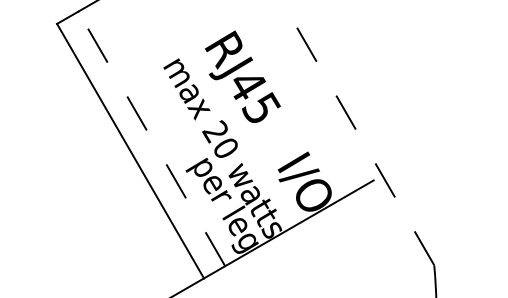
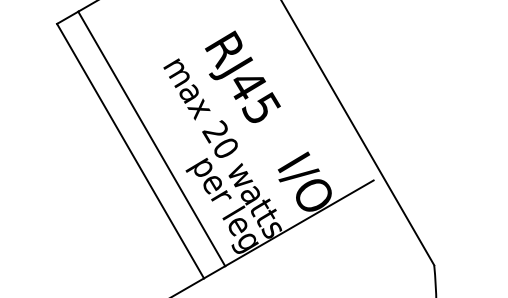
line: dashed -> solid (357, 132)
line: dashed -> solid (151, 138)
